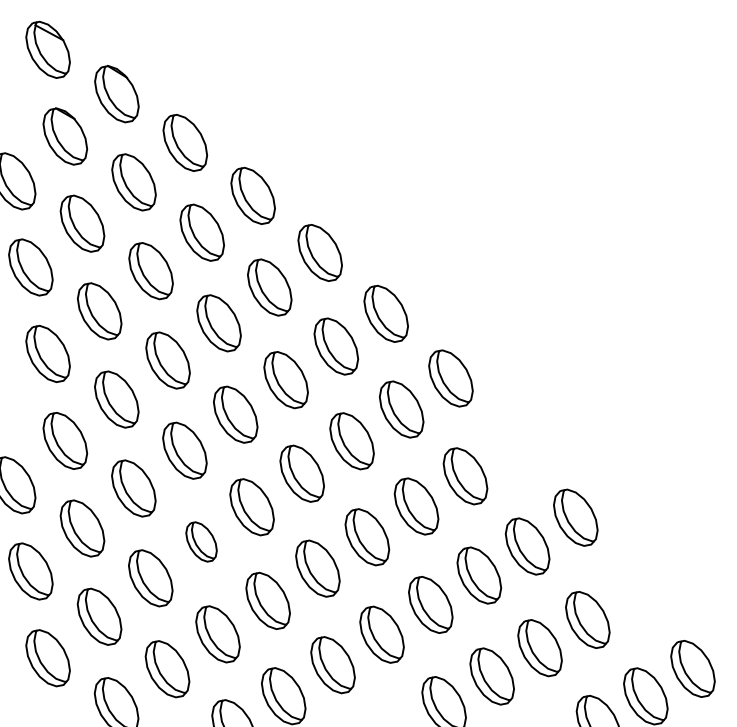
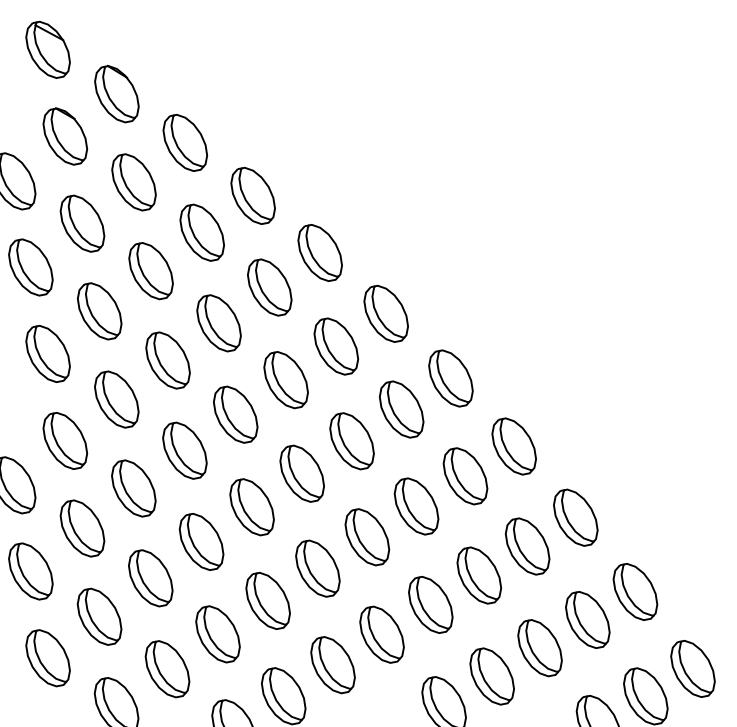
part: none -> present (513, 446)
part size: 33x42 px -> 47x58 px (201, 541)
part: none -> present (635, 591)
